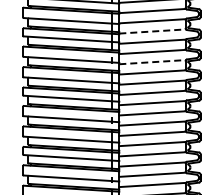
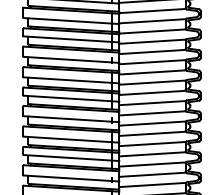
line: dashed -> solid (153, 31)
line: dashed -> solid (153, 62)
